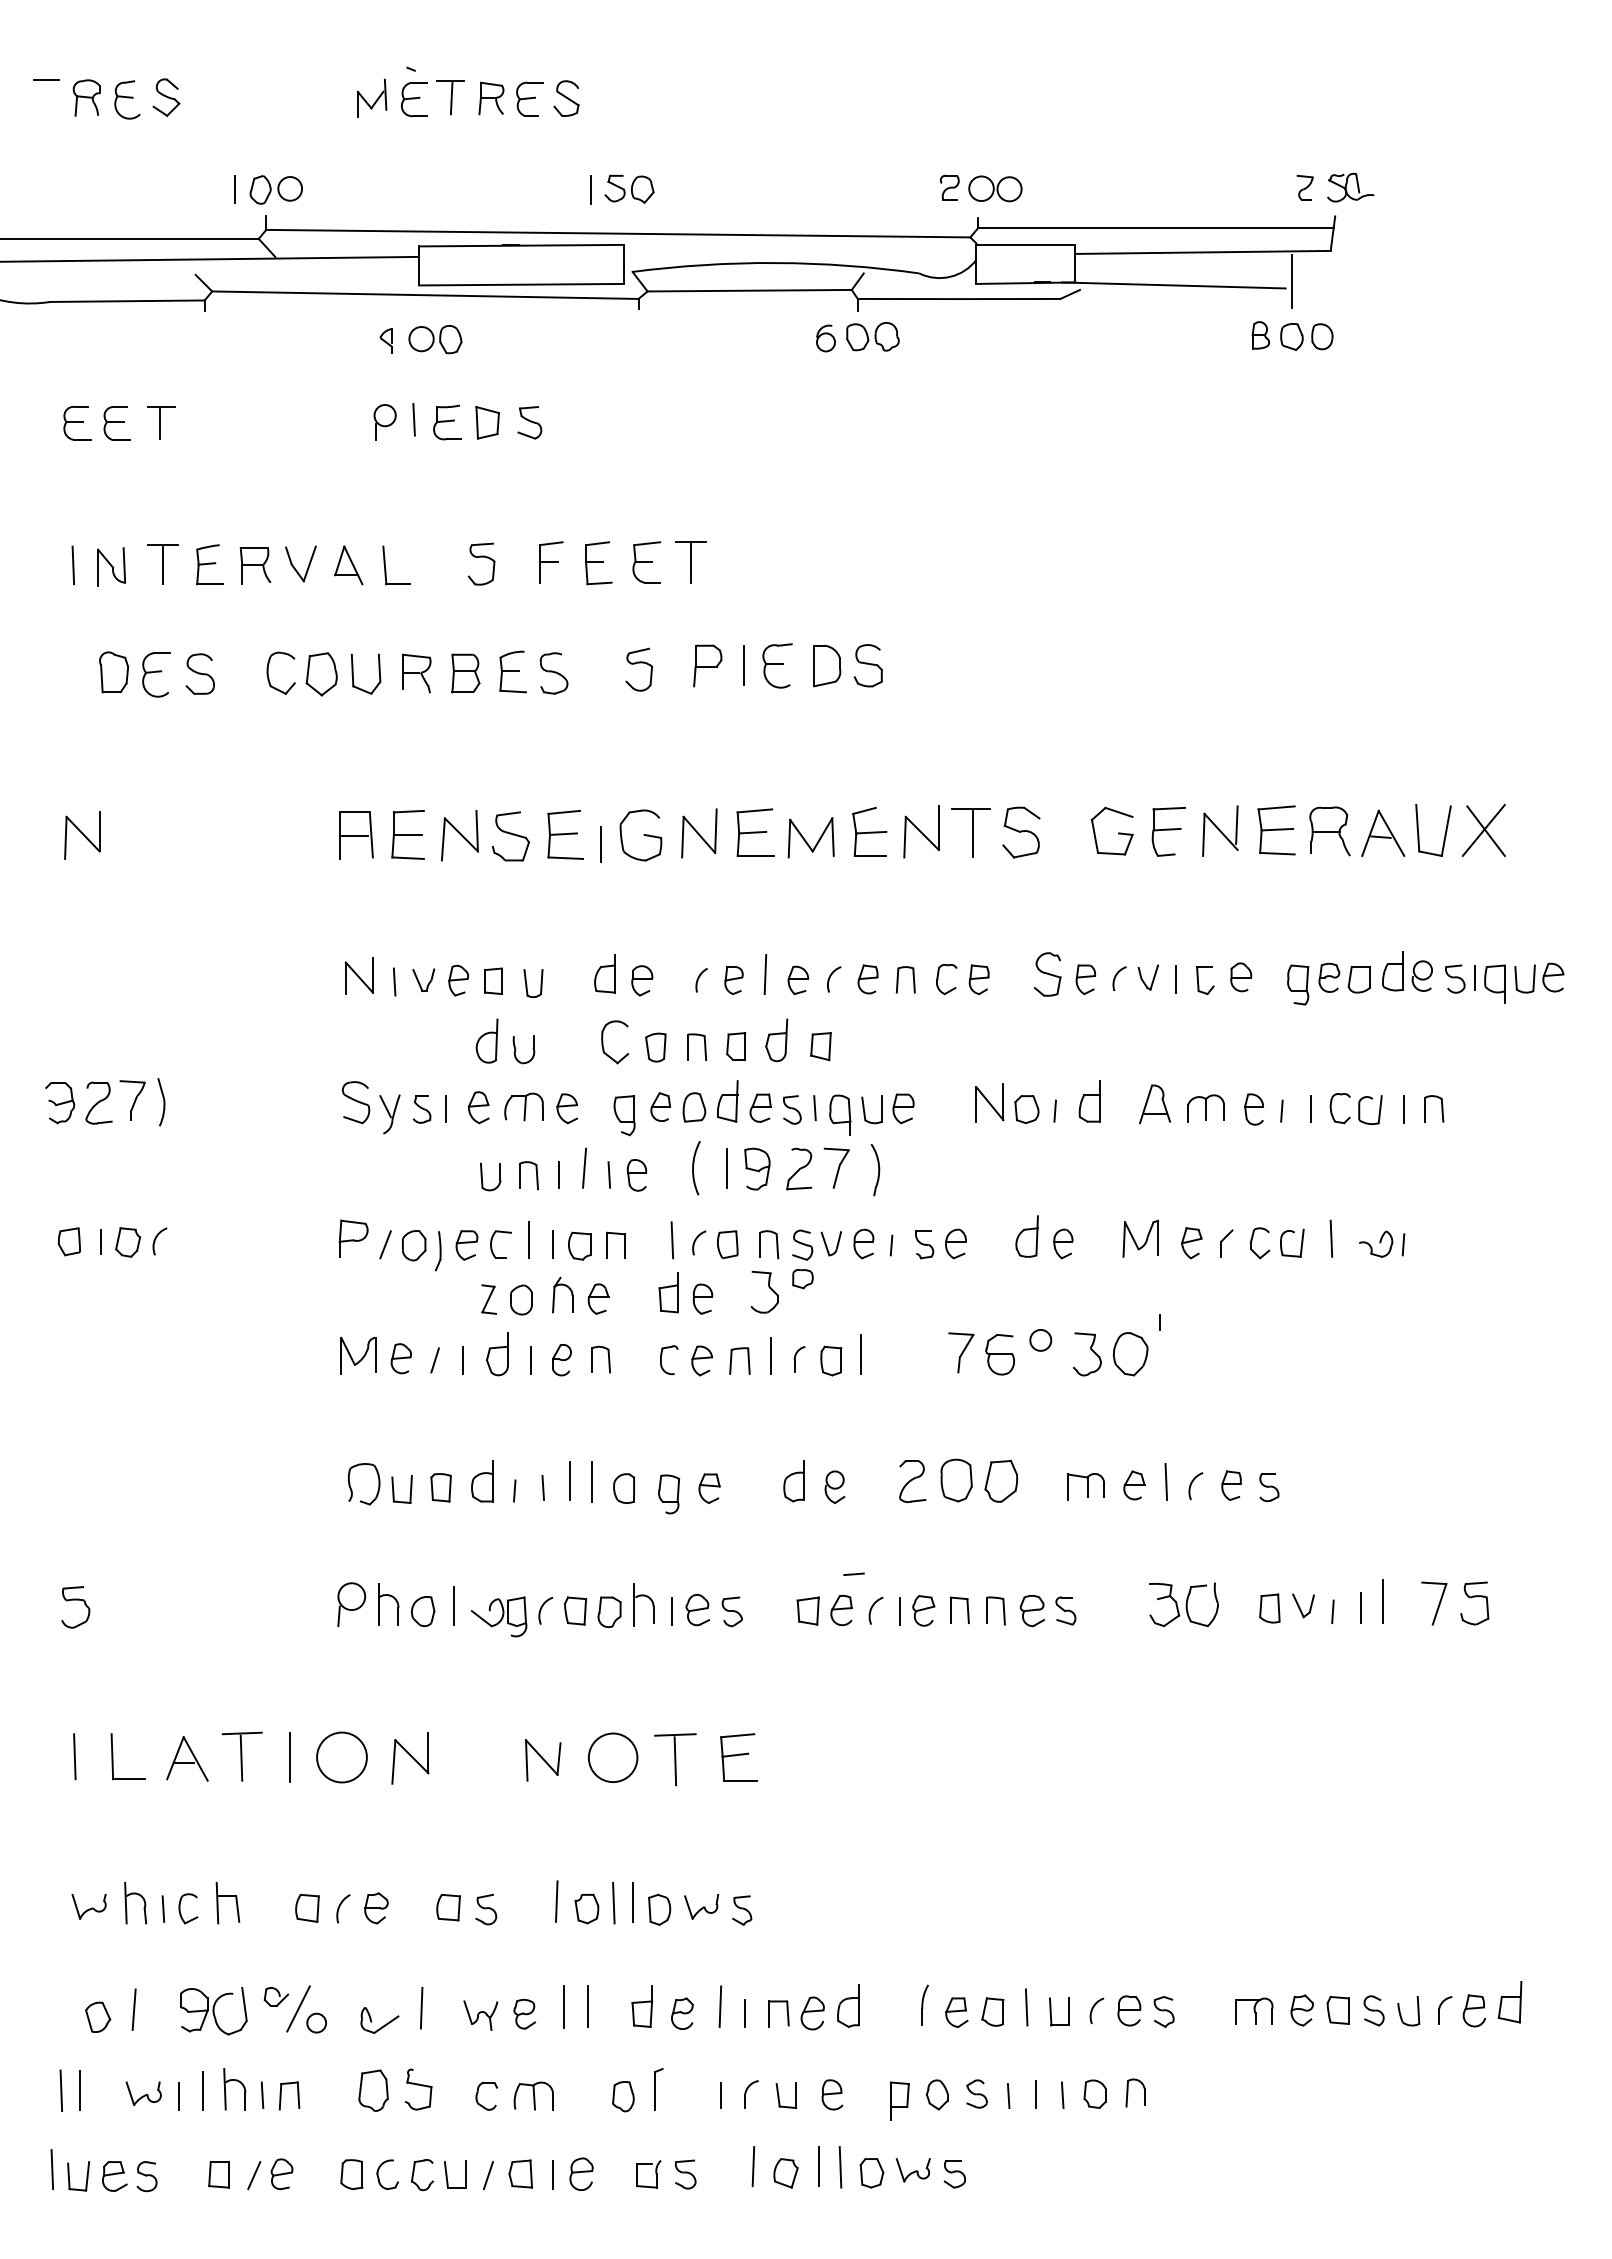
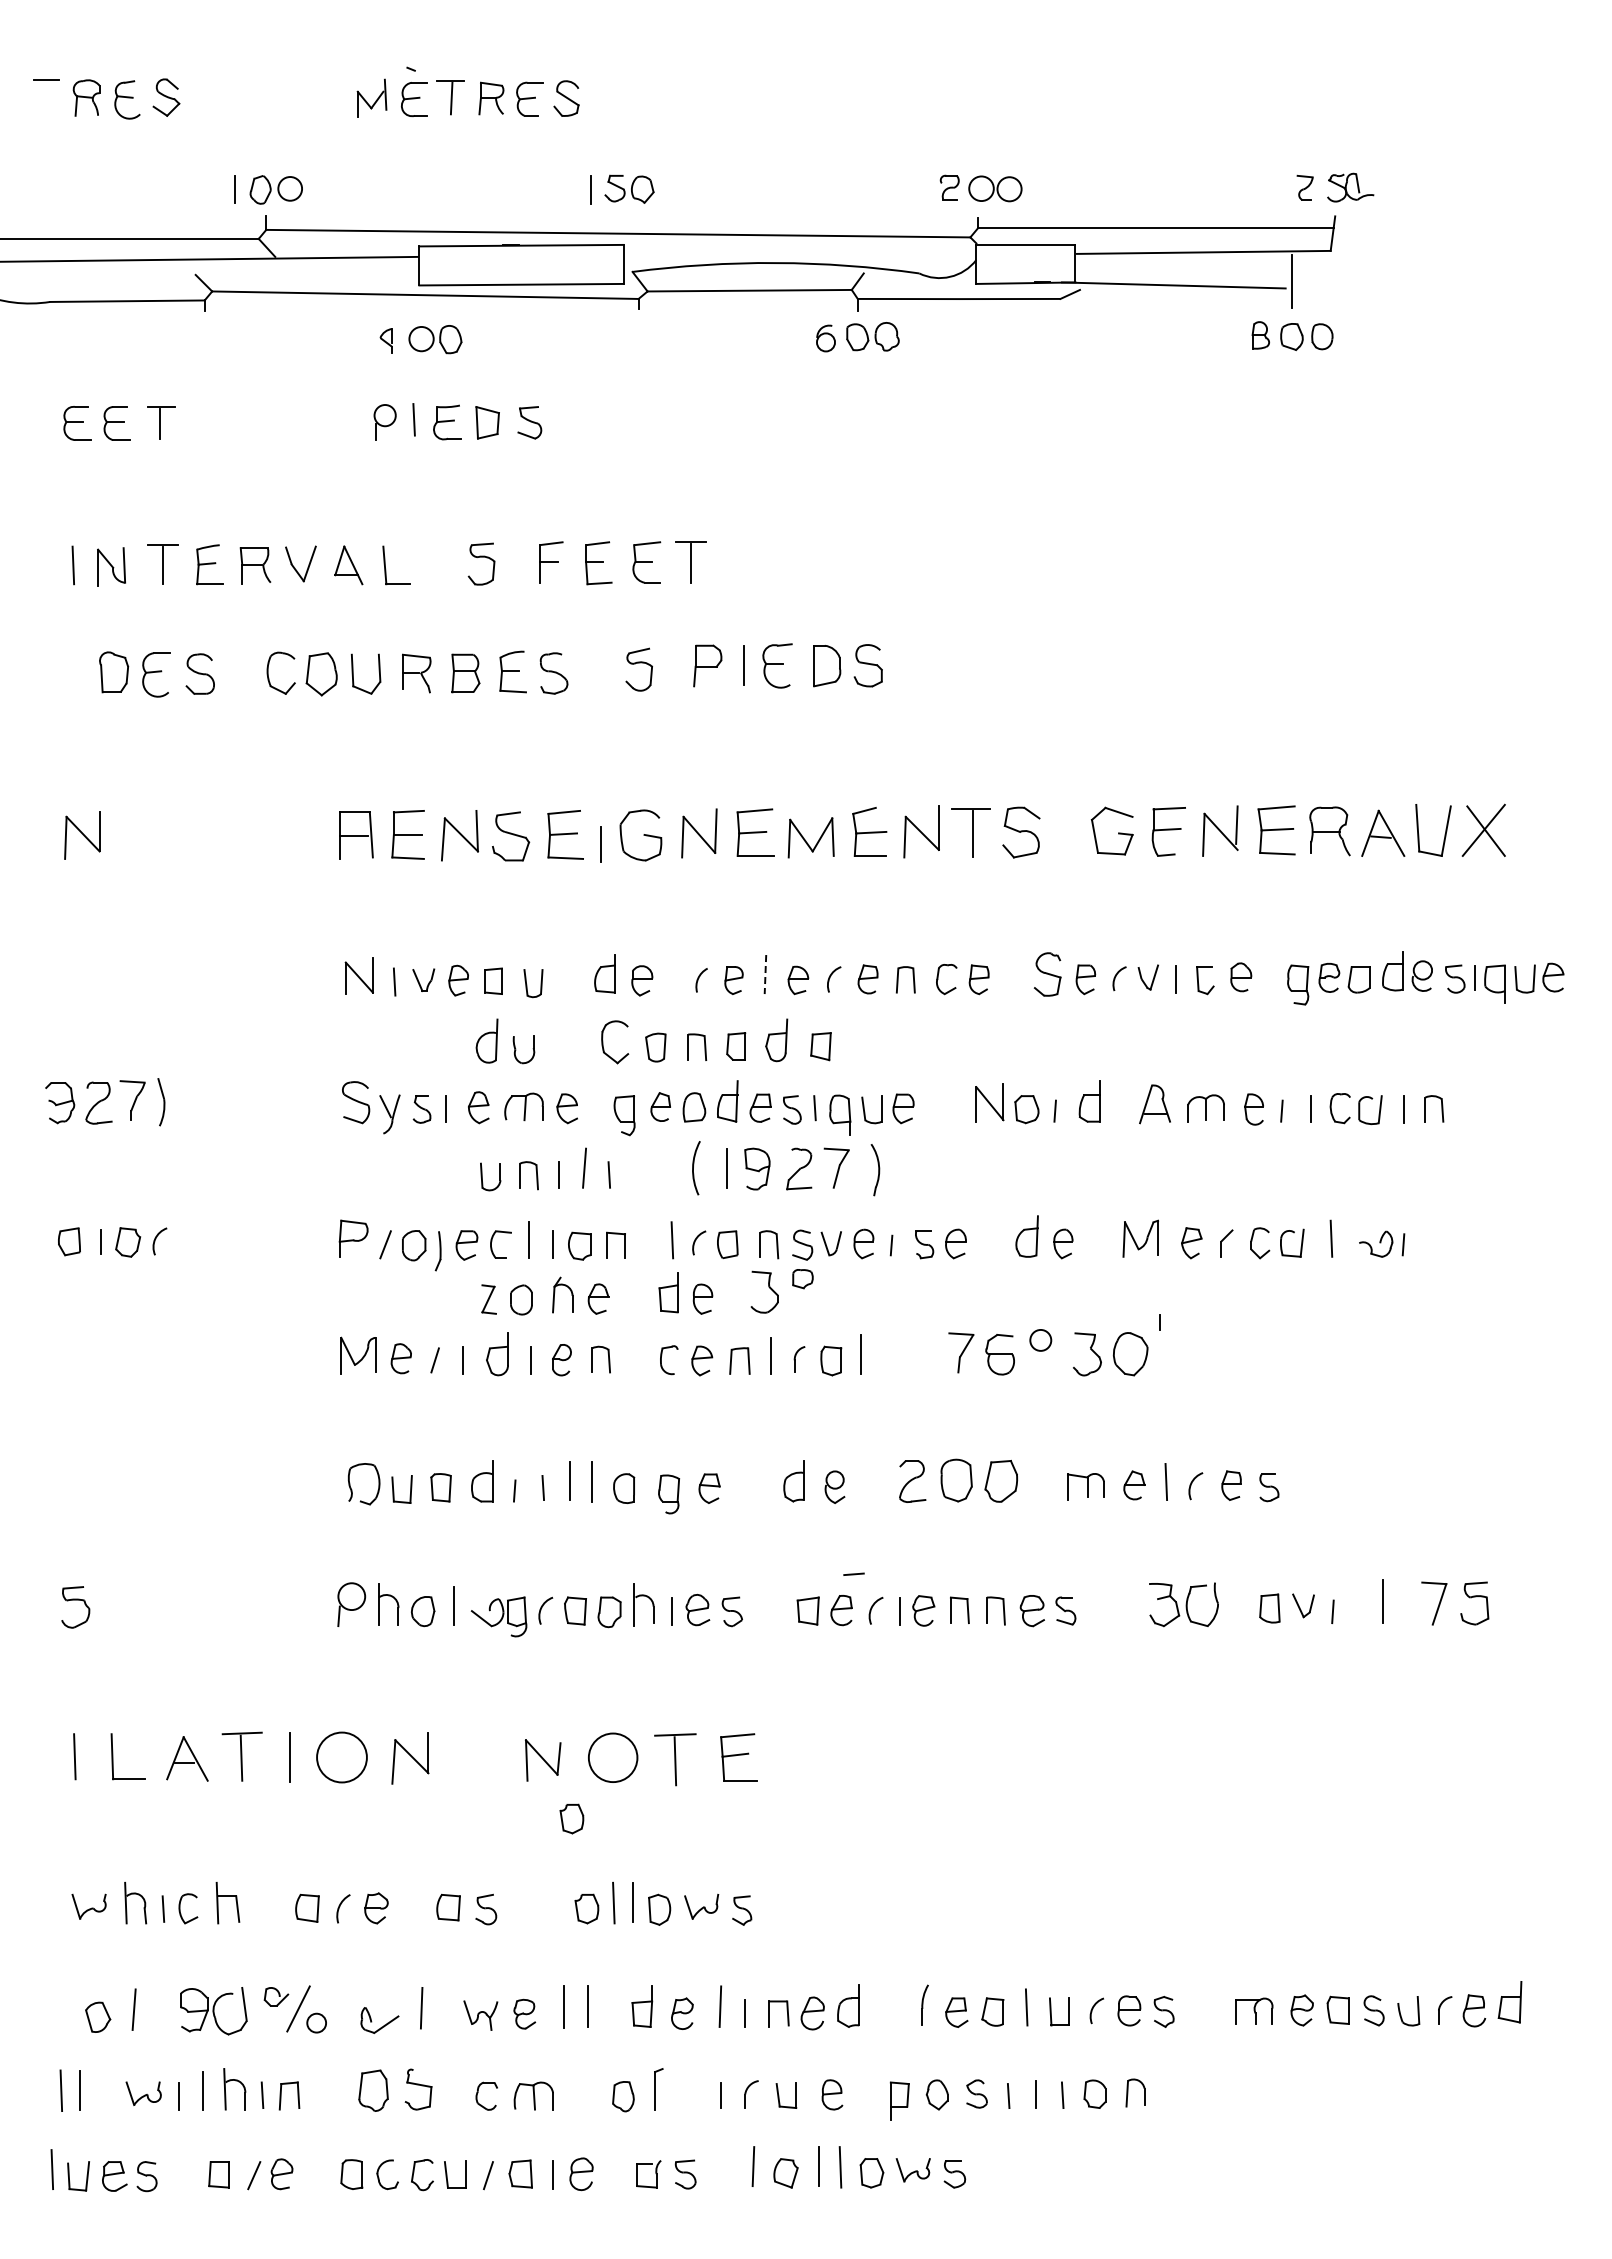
line: solid -> dashed (765, 974)
part: present -> none (636, 1175)
line: present -> none (1360, 1608)
part: none -> present (571, 1818)
line: present -> none (556, 1901)
